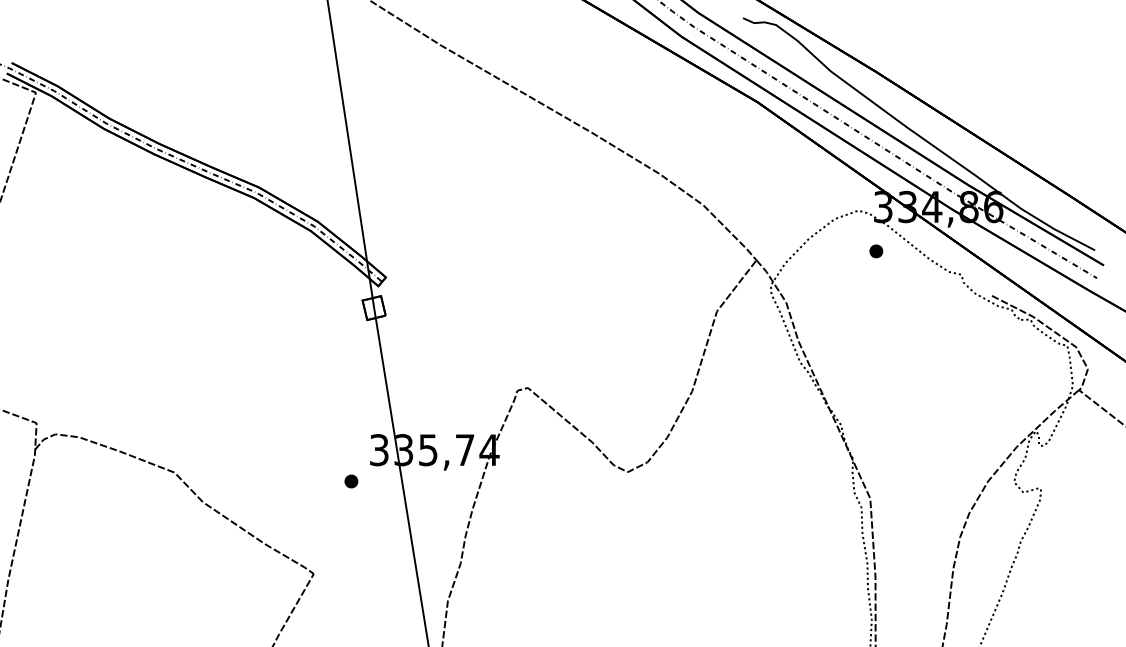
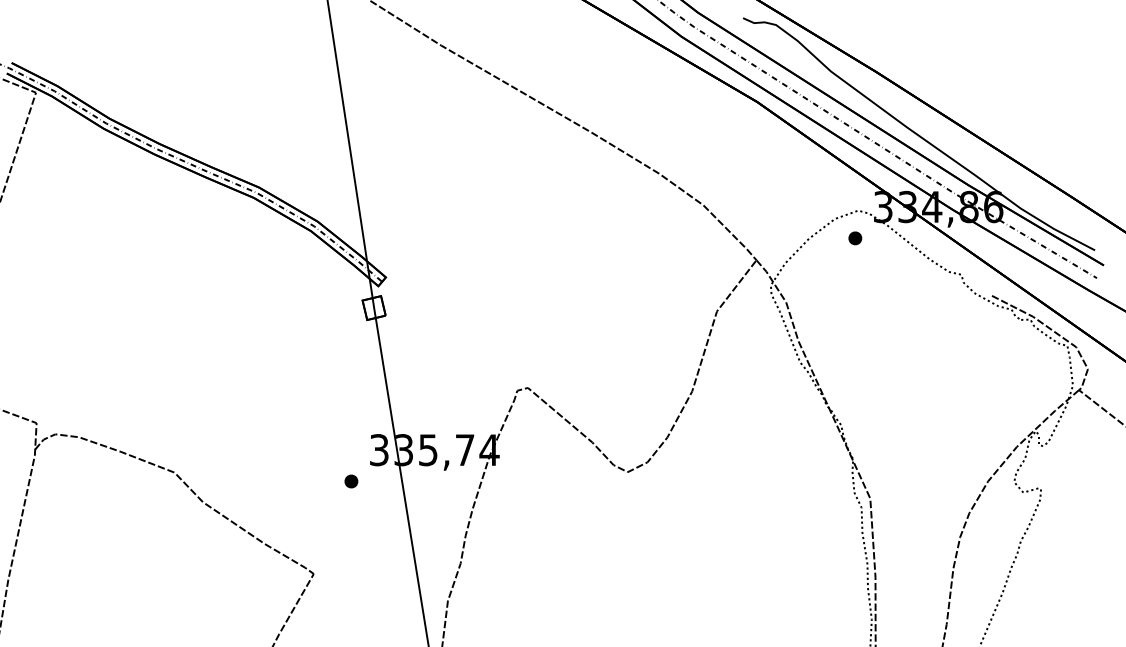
part position: (876, 251) -> (855, 238) (855, 238)
